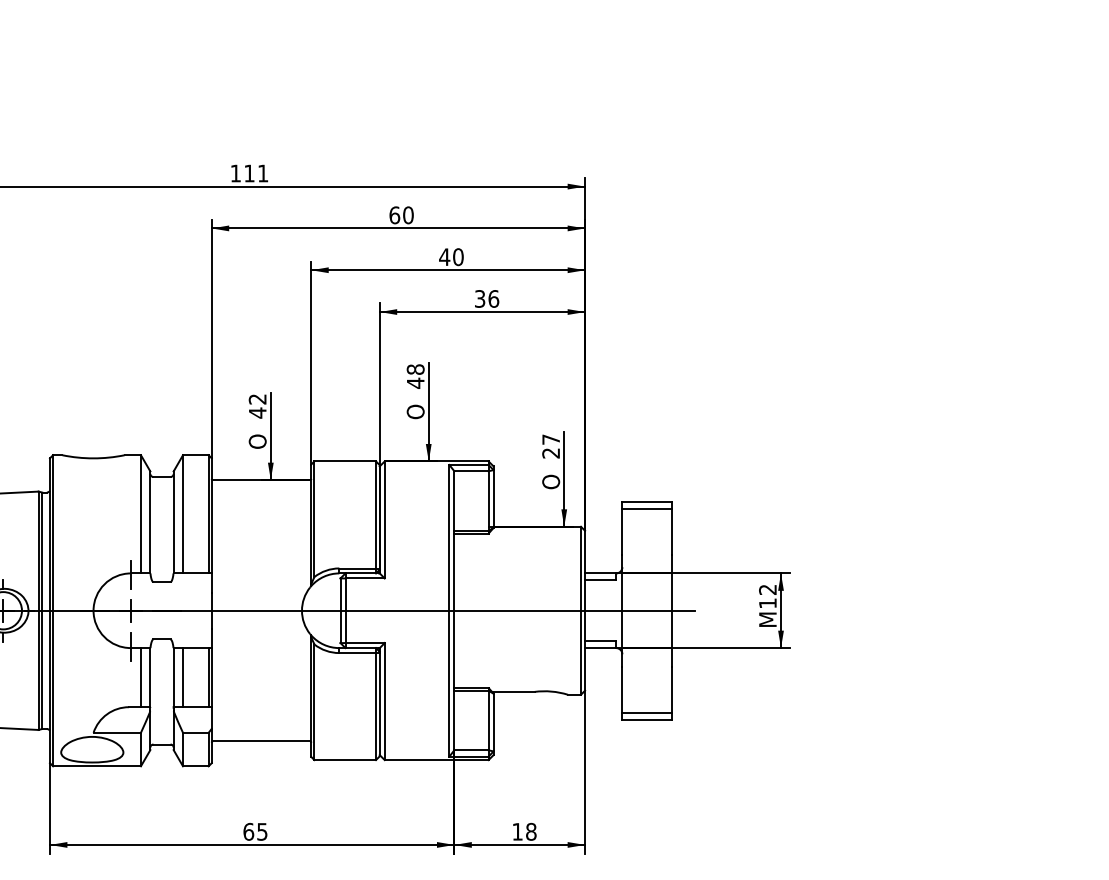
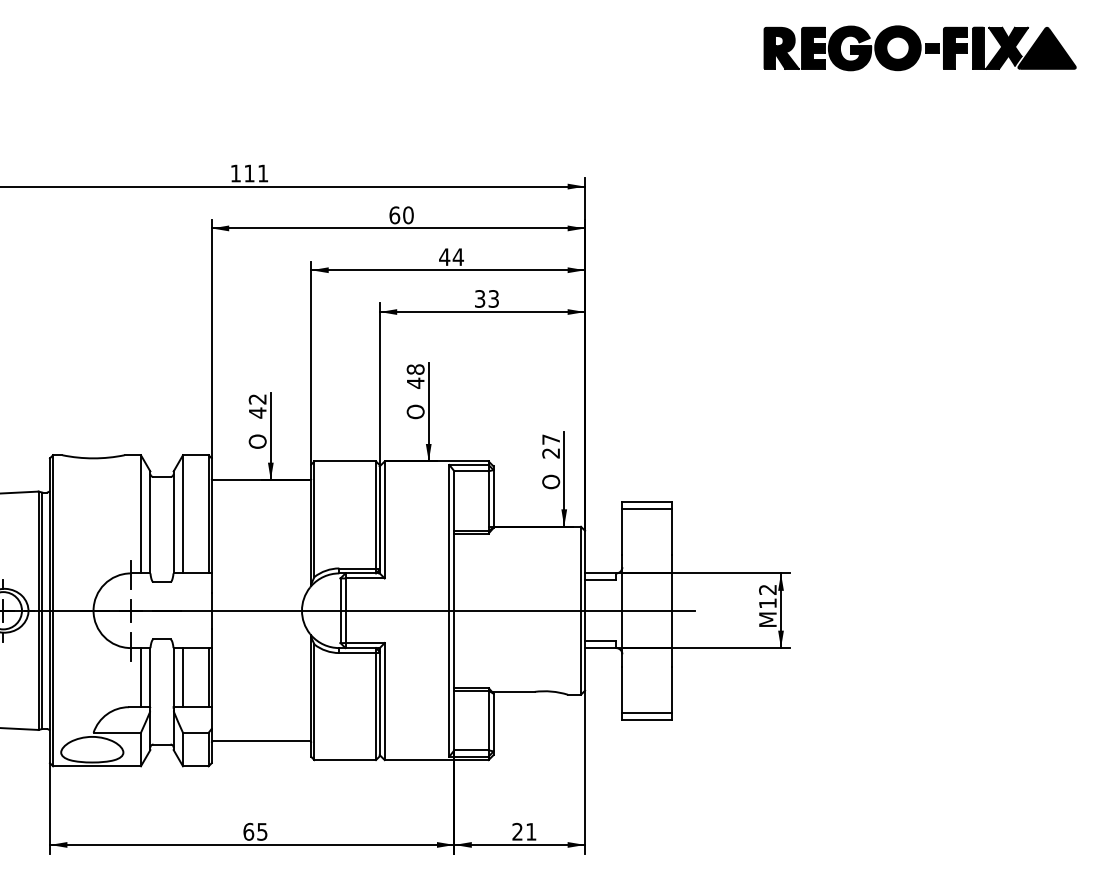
part: none -> present (919, 48)
text: 40 -> 44 (457, 257)
text: 36 -> 33 (493, 298)
text: 18 -> 21 (524, 831)
